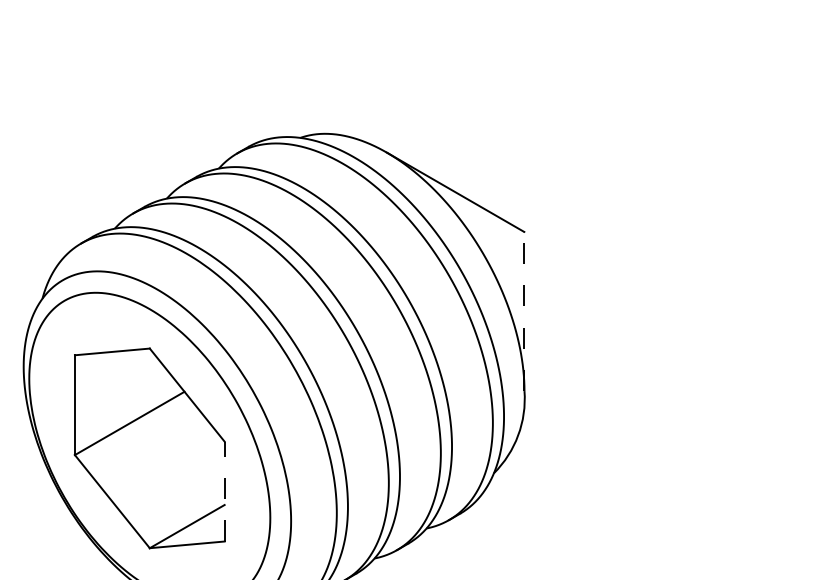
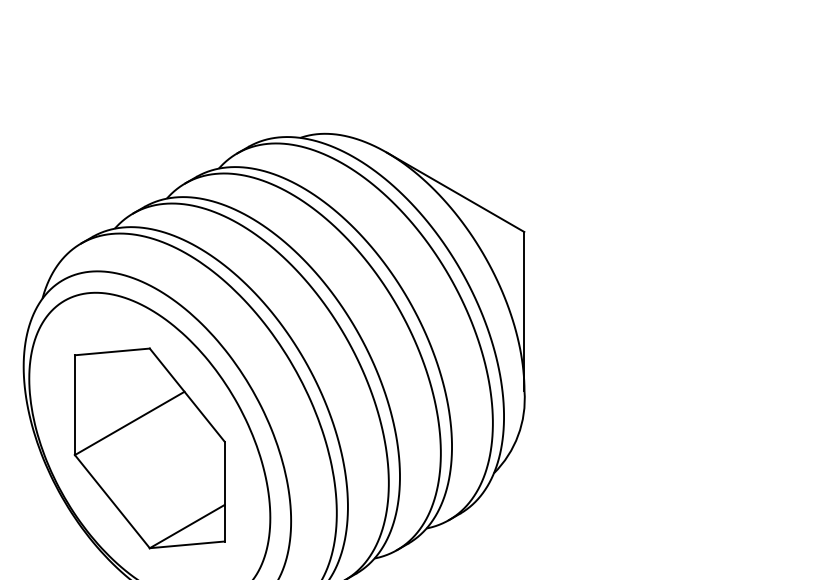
line: dashed -> solid (524, 311)
line: dashed -> solid (224, 491)
